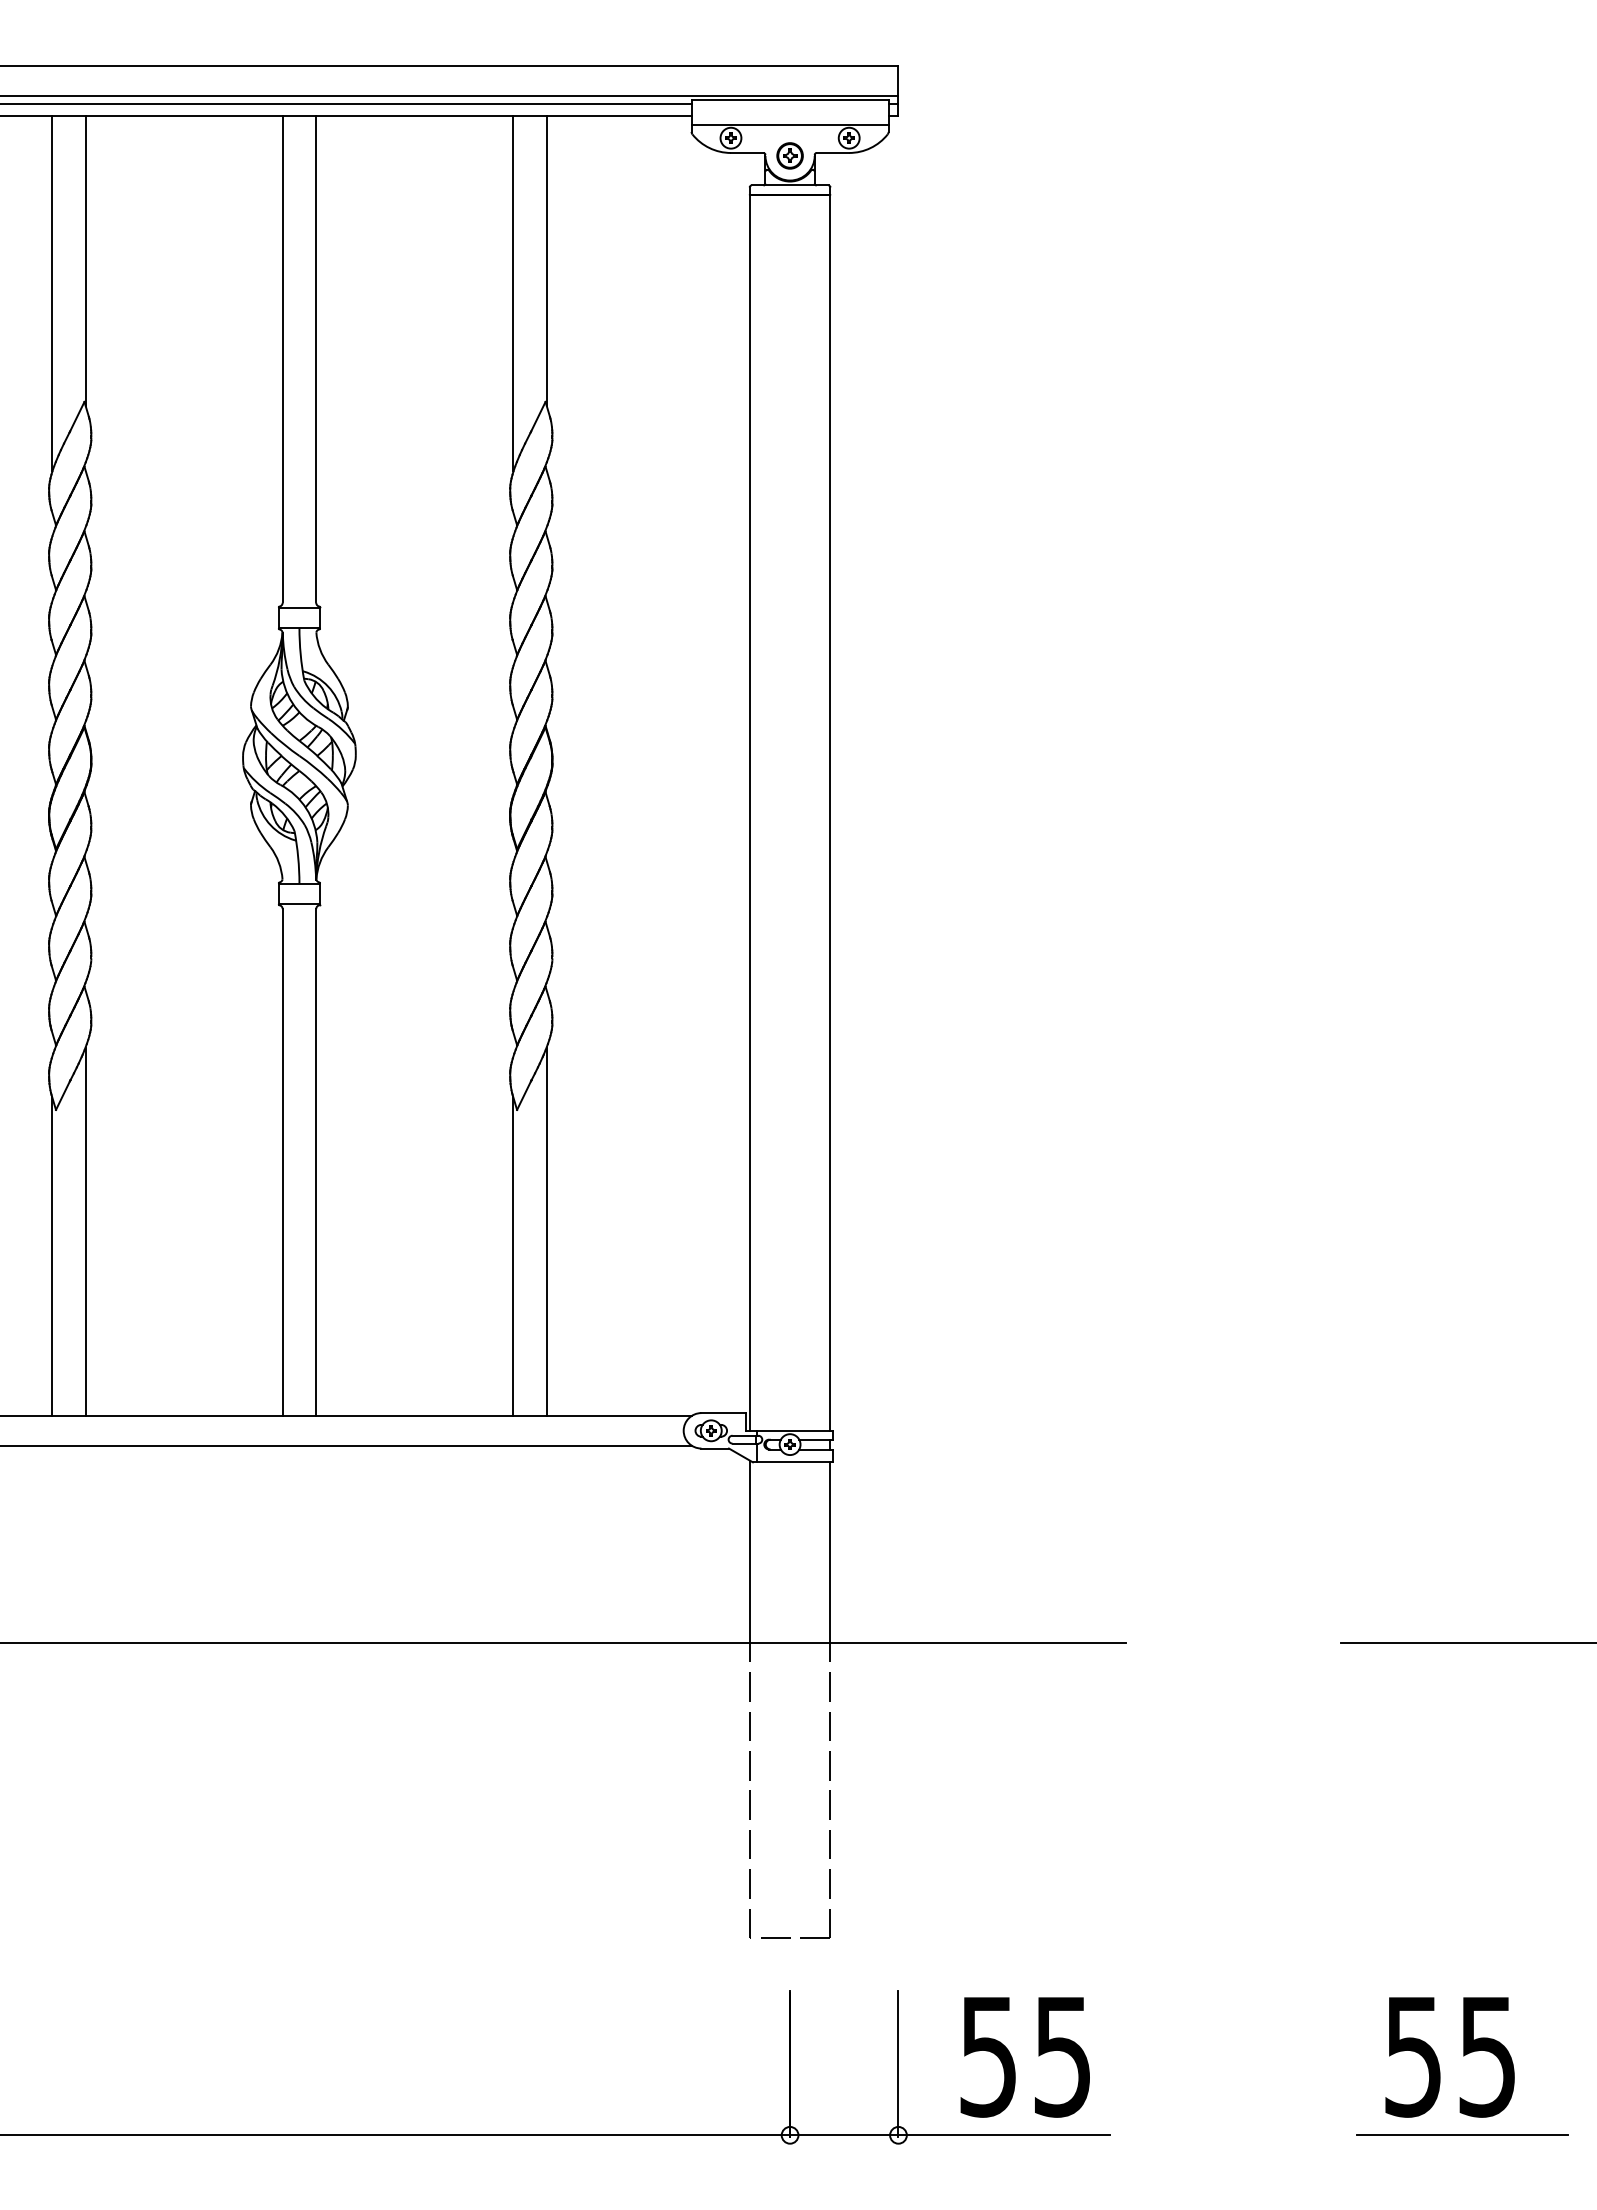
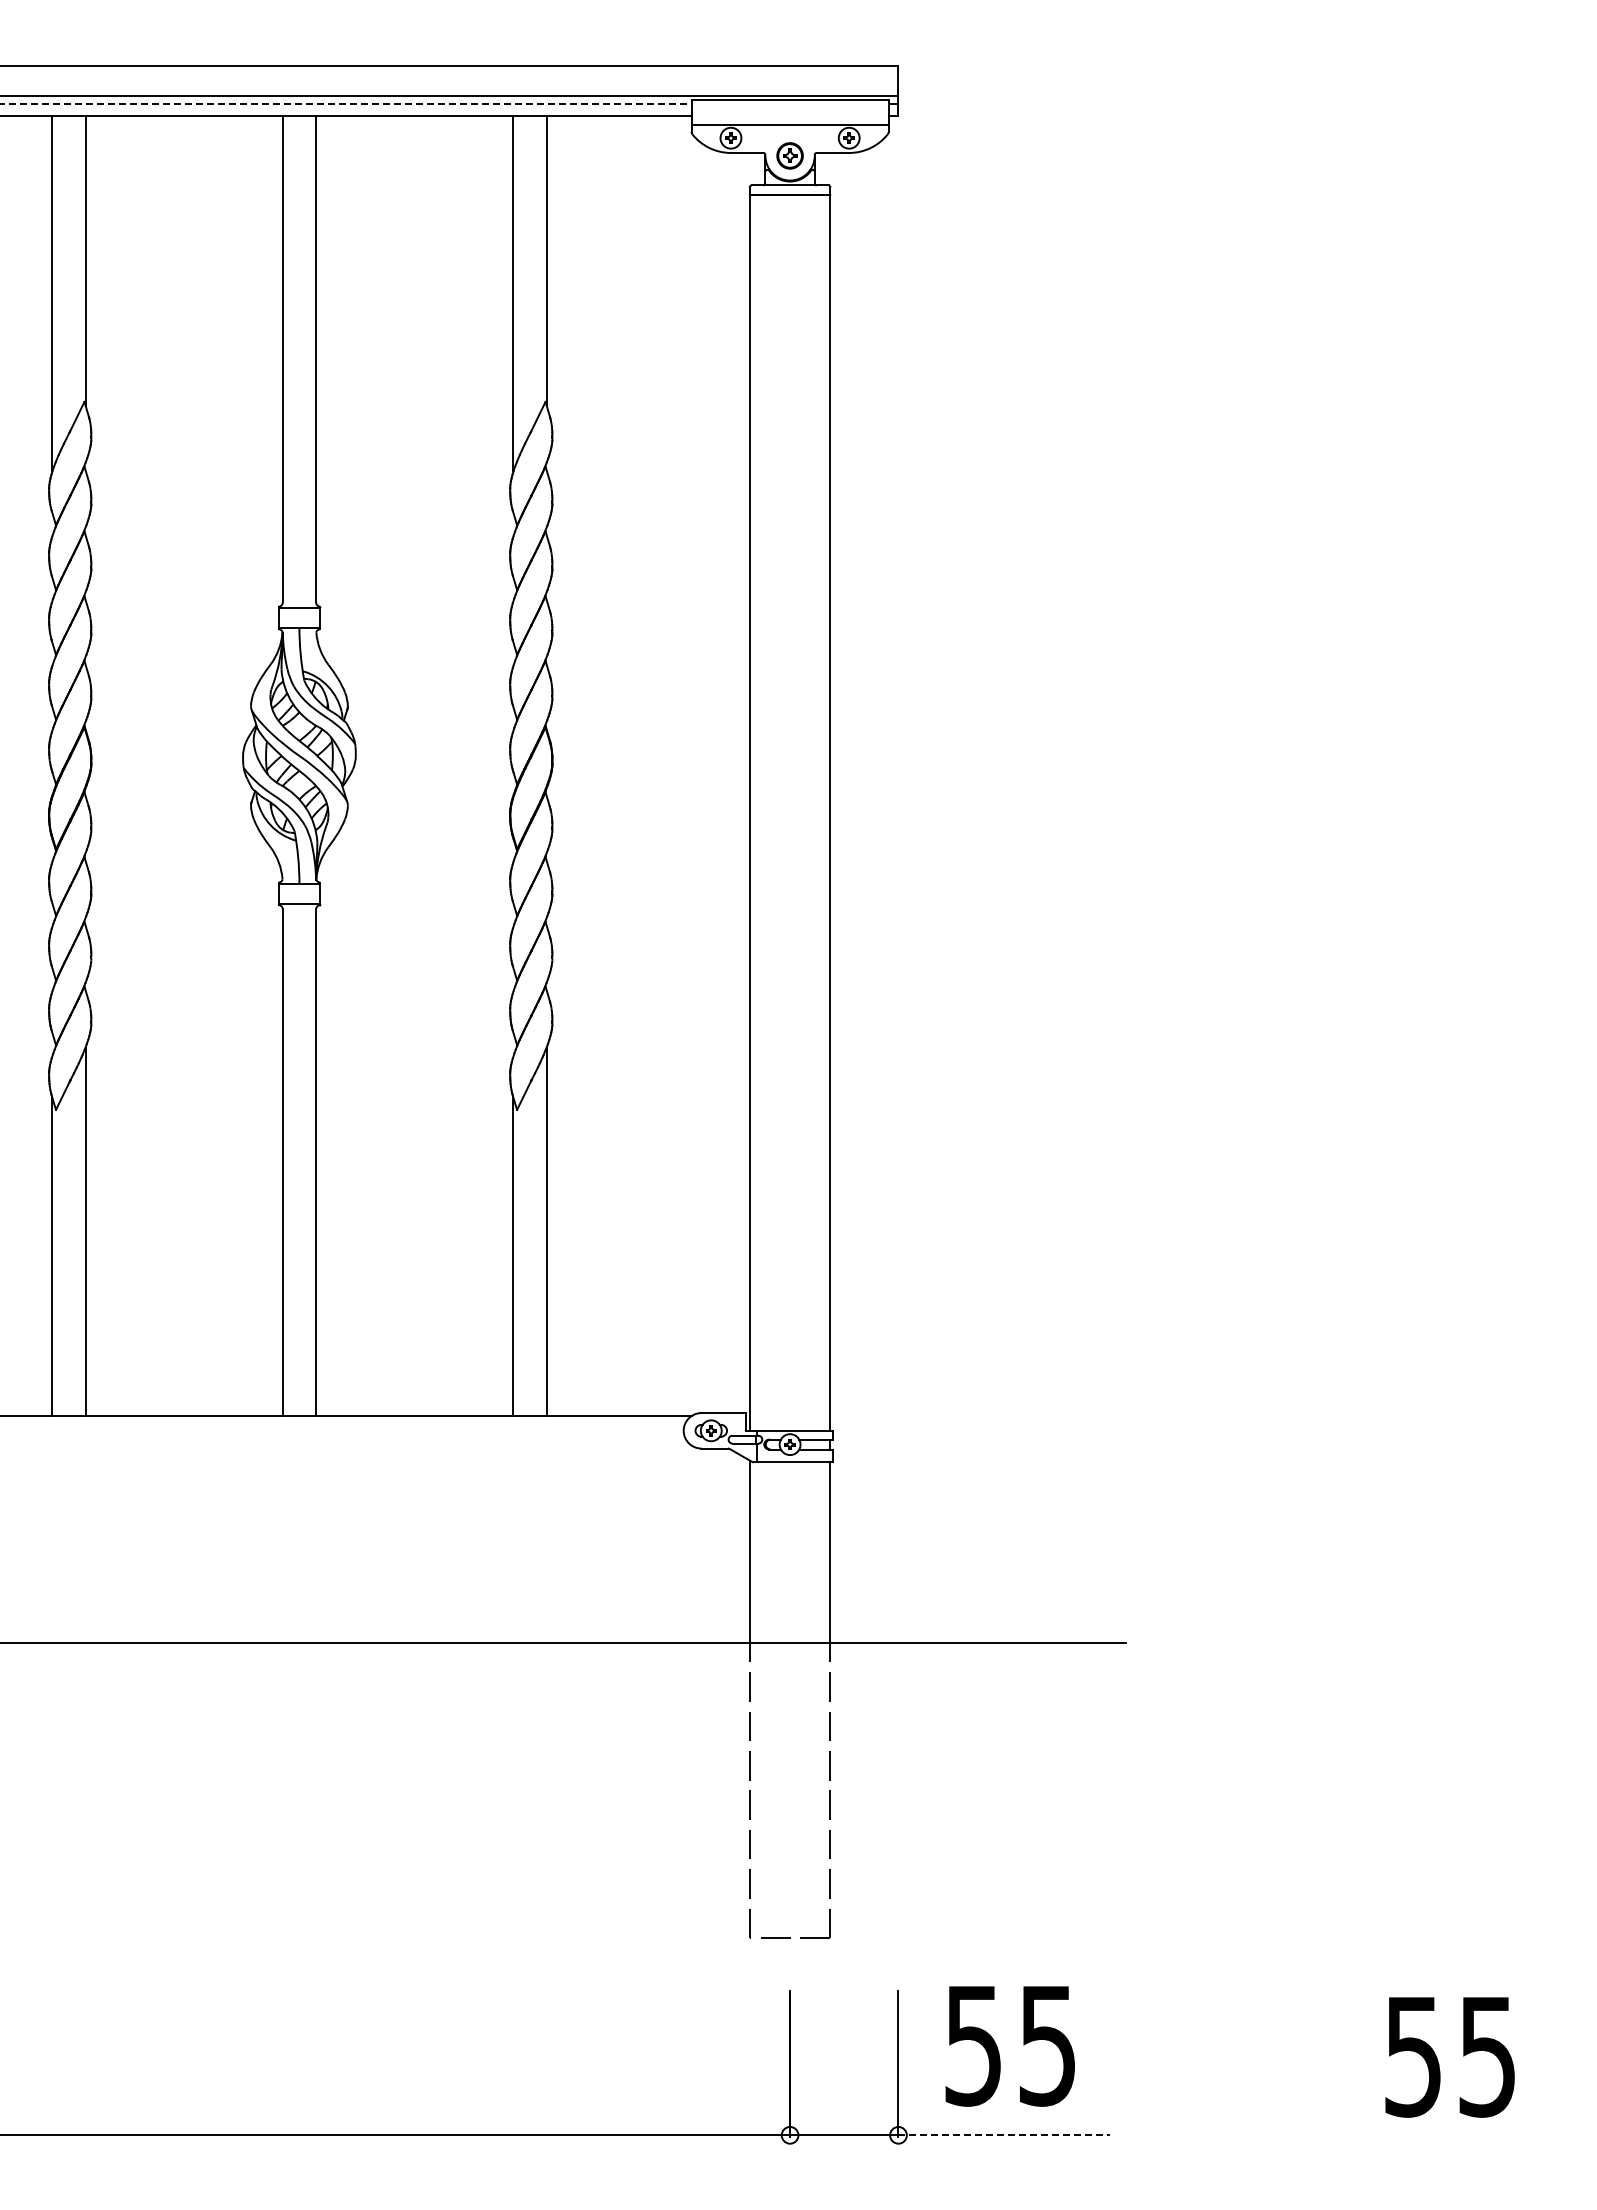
line: solid -> dashed (346, 103)
line: present -> none (346, 1445)
line: present -> none (1467, 1642)
text position: (1024, 2057) -> (1009, 2046) (1009, 2046)
line: solid -> dashed (1004, 2135)
line: present -> none (1462, 2135)
